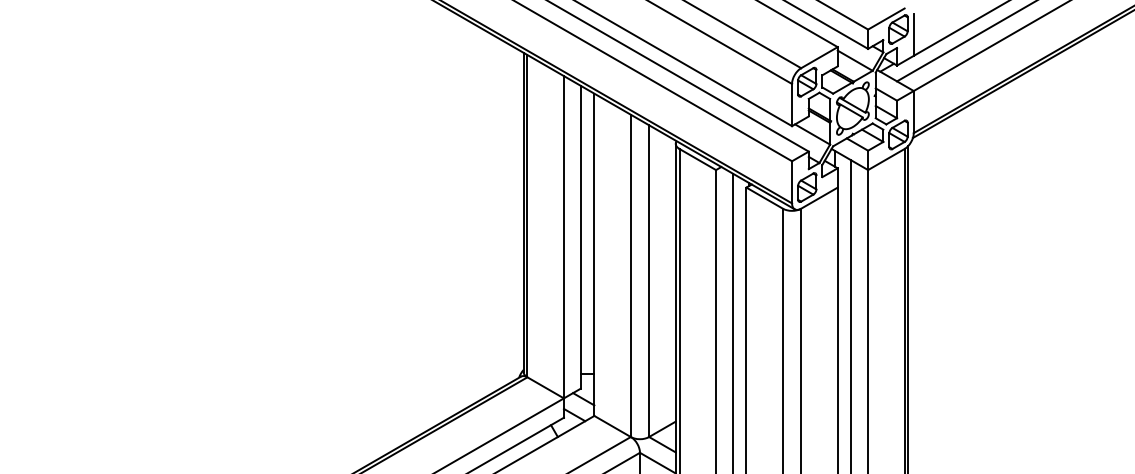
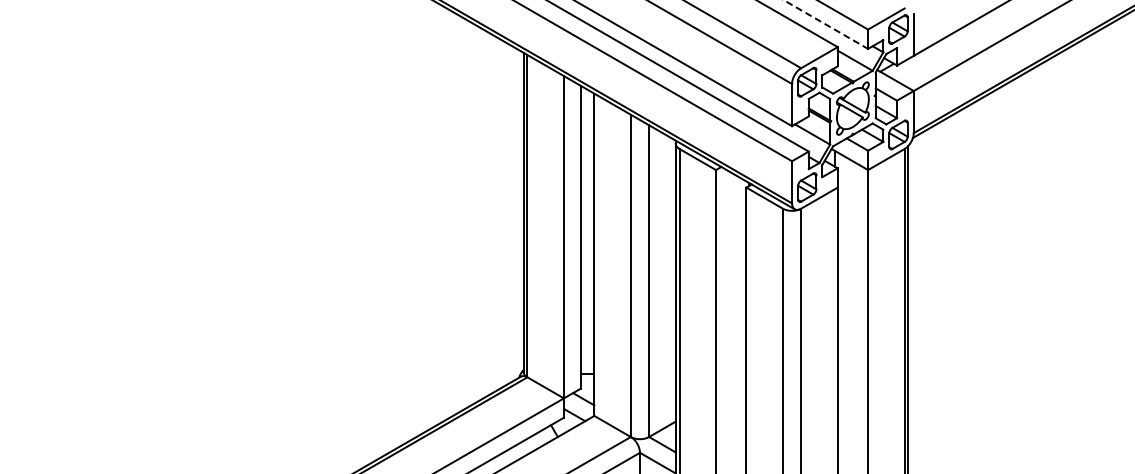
line: solid -> dashed (826, 24)
line: present -> none (965, 41)
line: present -> none (851, 315)
line: present -> none (732, 321)
